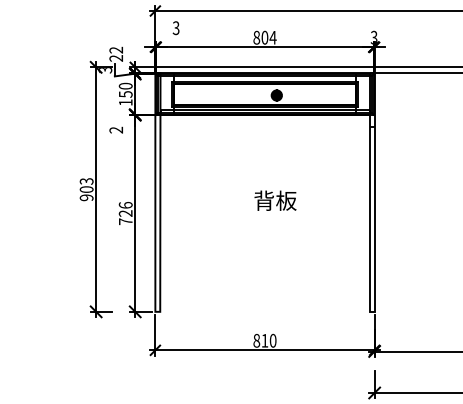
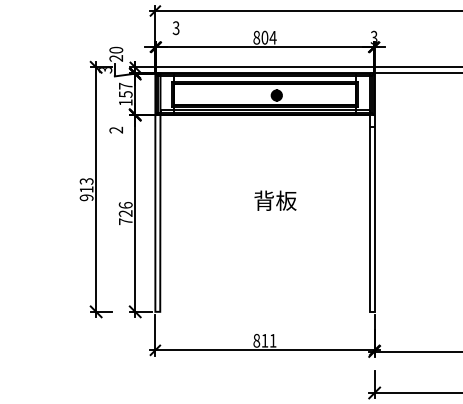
text: 22 -> 20 (116, 49)
text: 150 -> 157 (125, 85)
text: 903 -> 913 (86, 189)
text: 810 -> 811 (272, 340)
